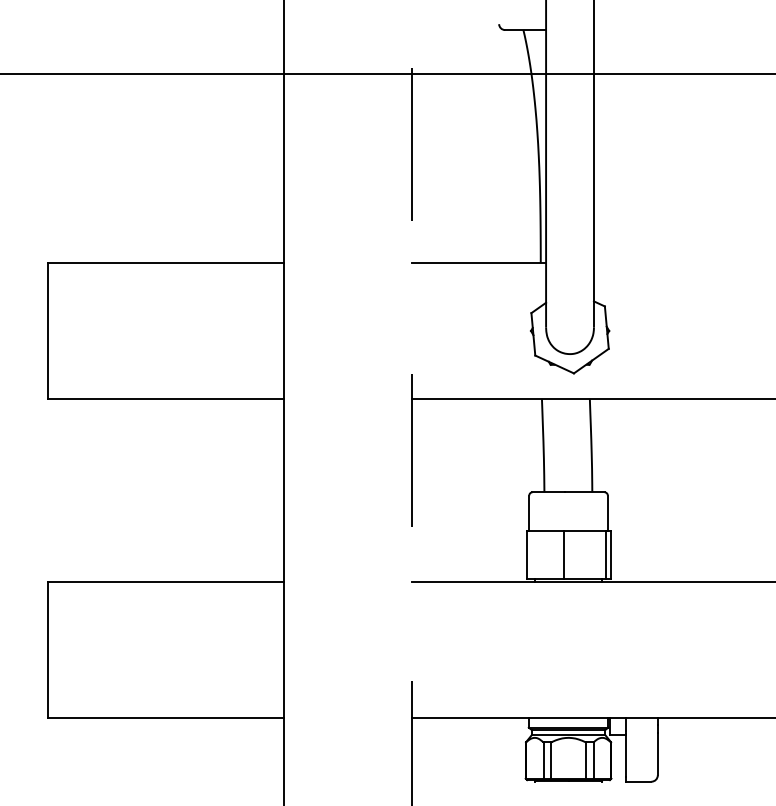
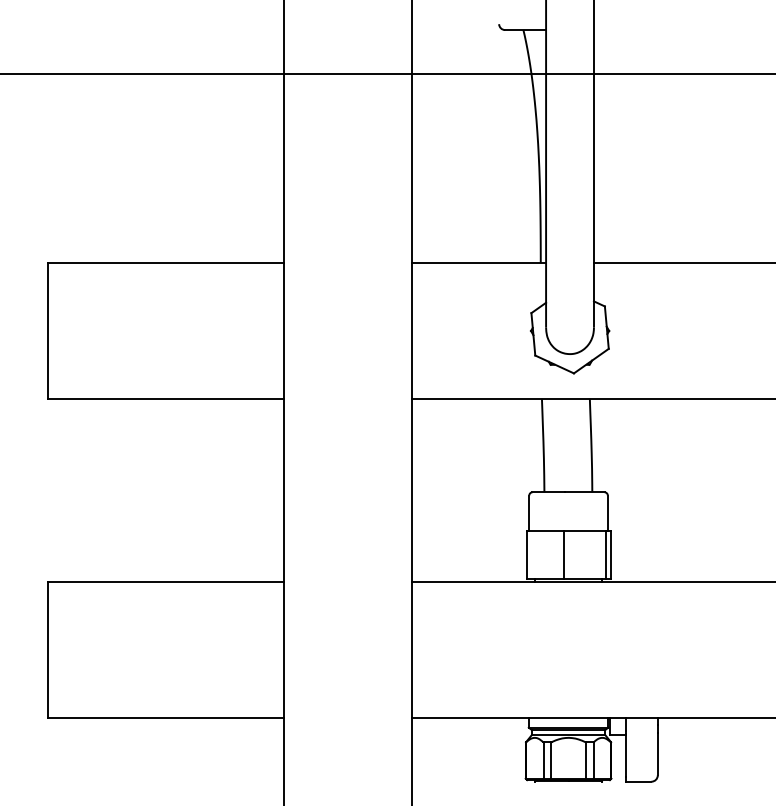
line: none -> present (682, 263)
line: dashed -> solid (411, 402)
